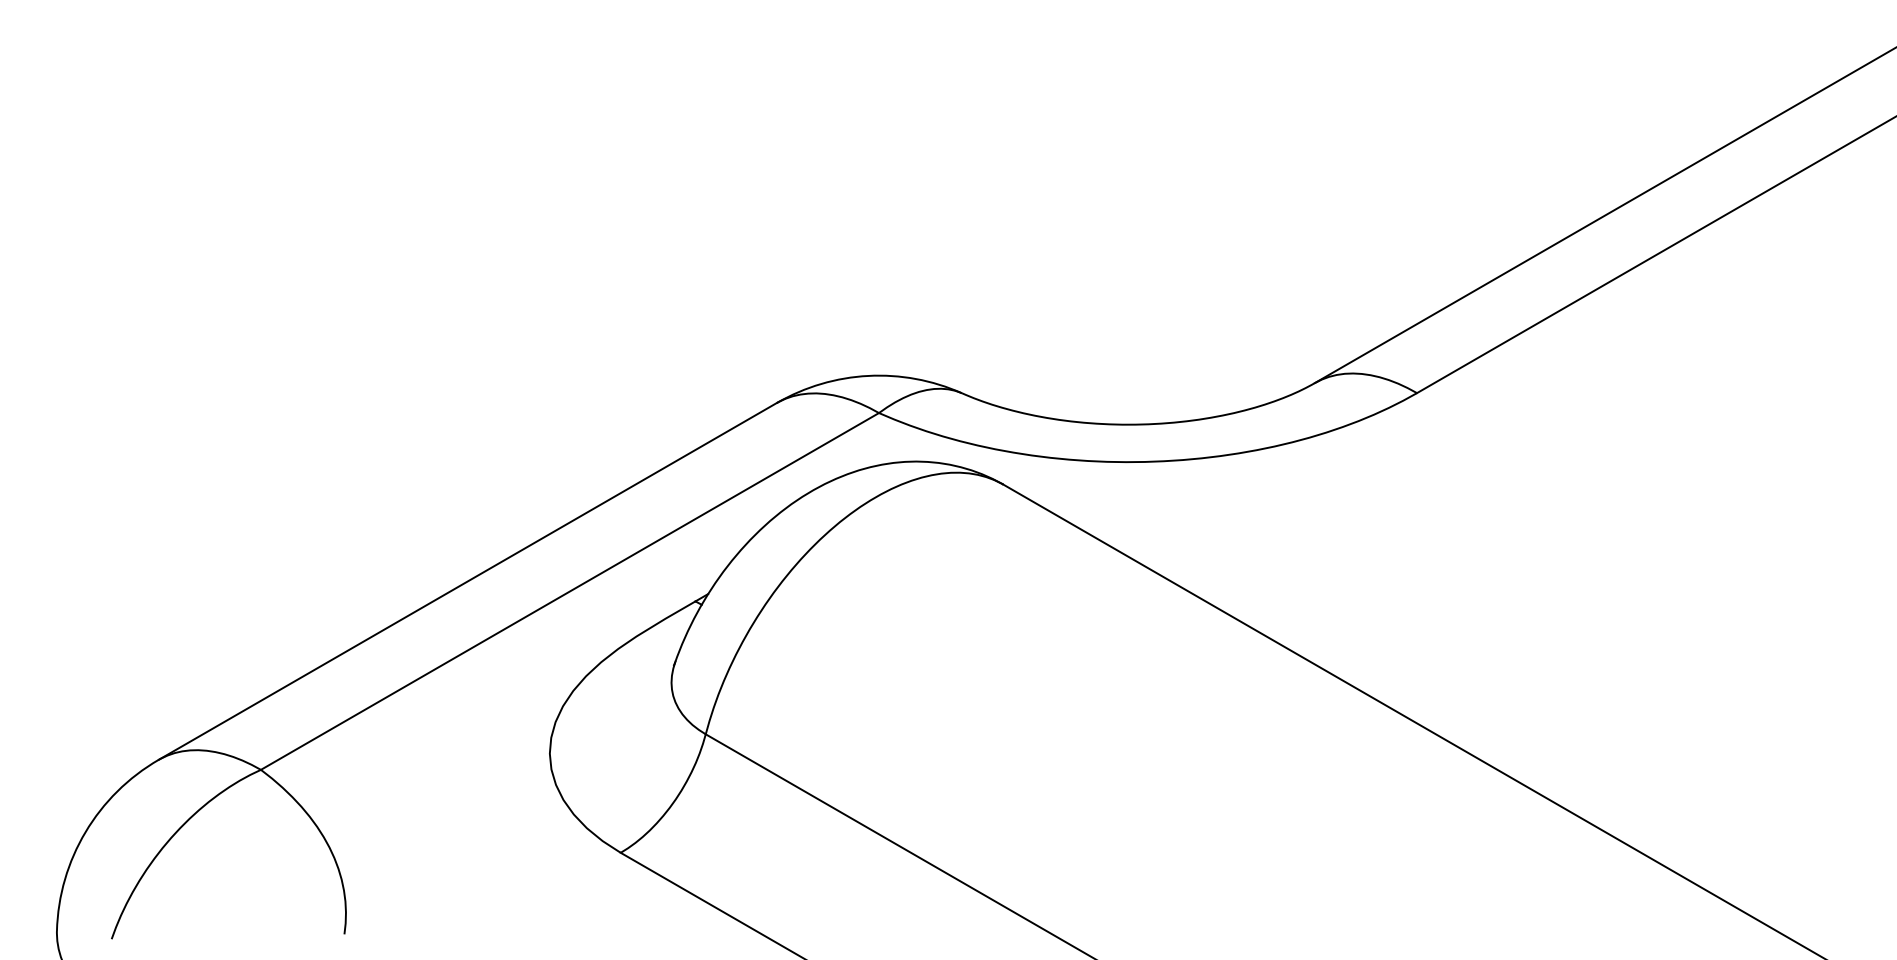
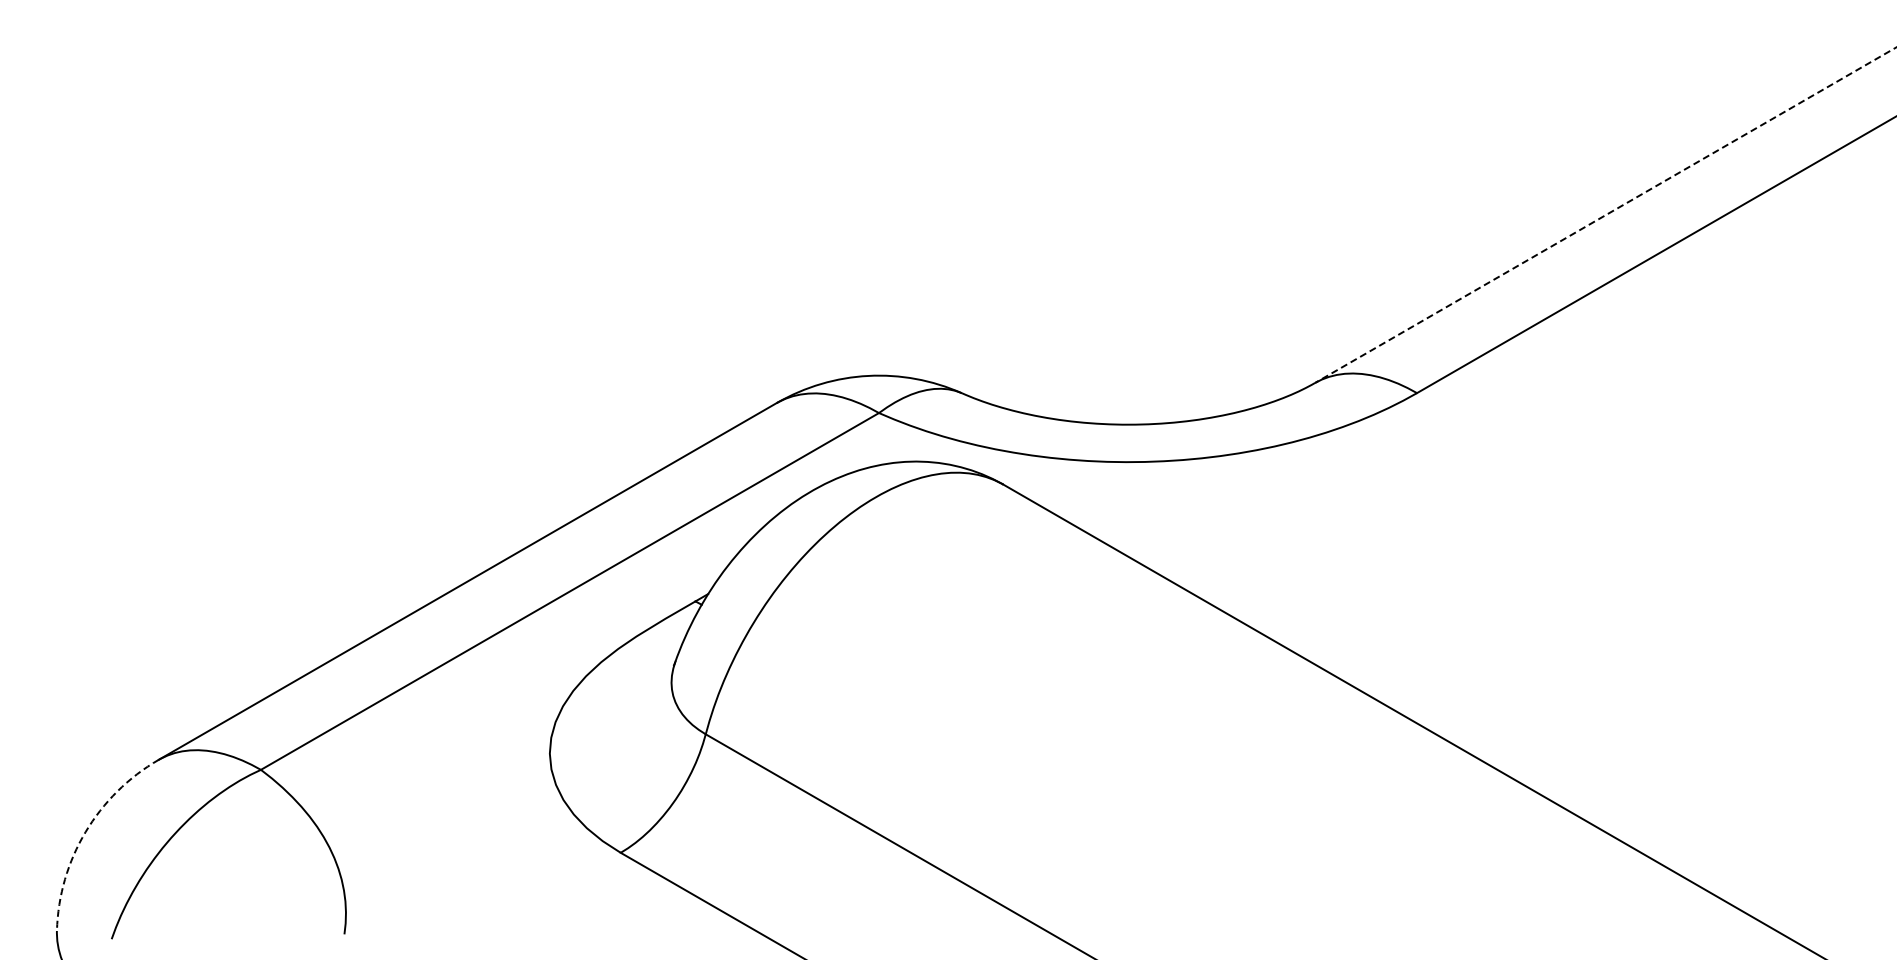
line: solid -> dashed (1605, 215)
arc: solid -> dashed (85, 832)
